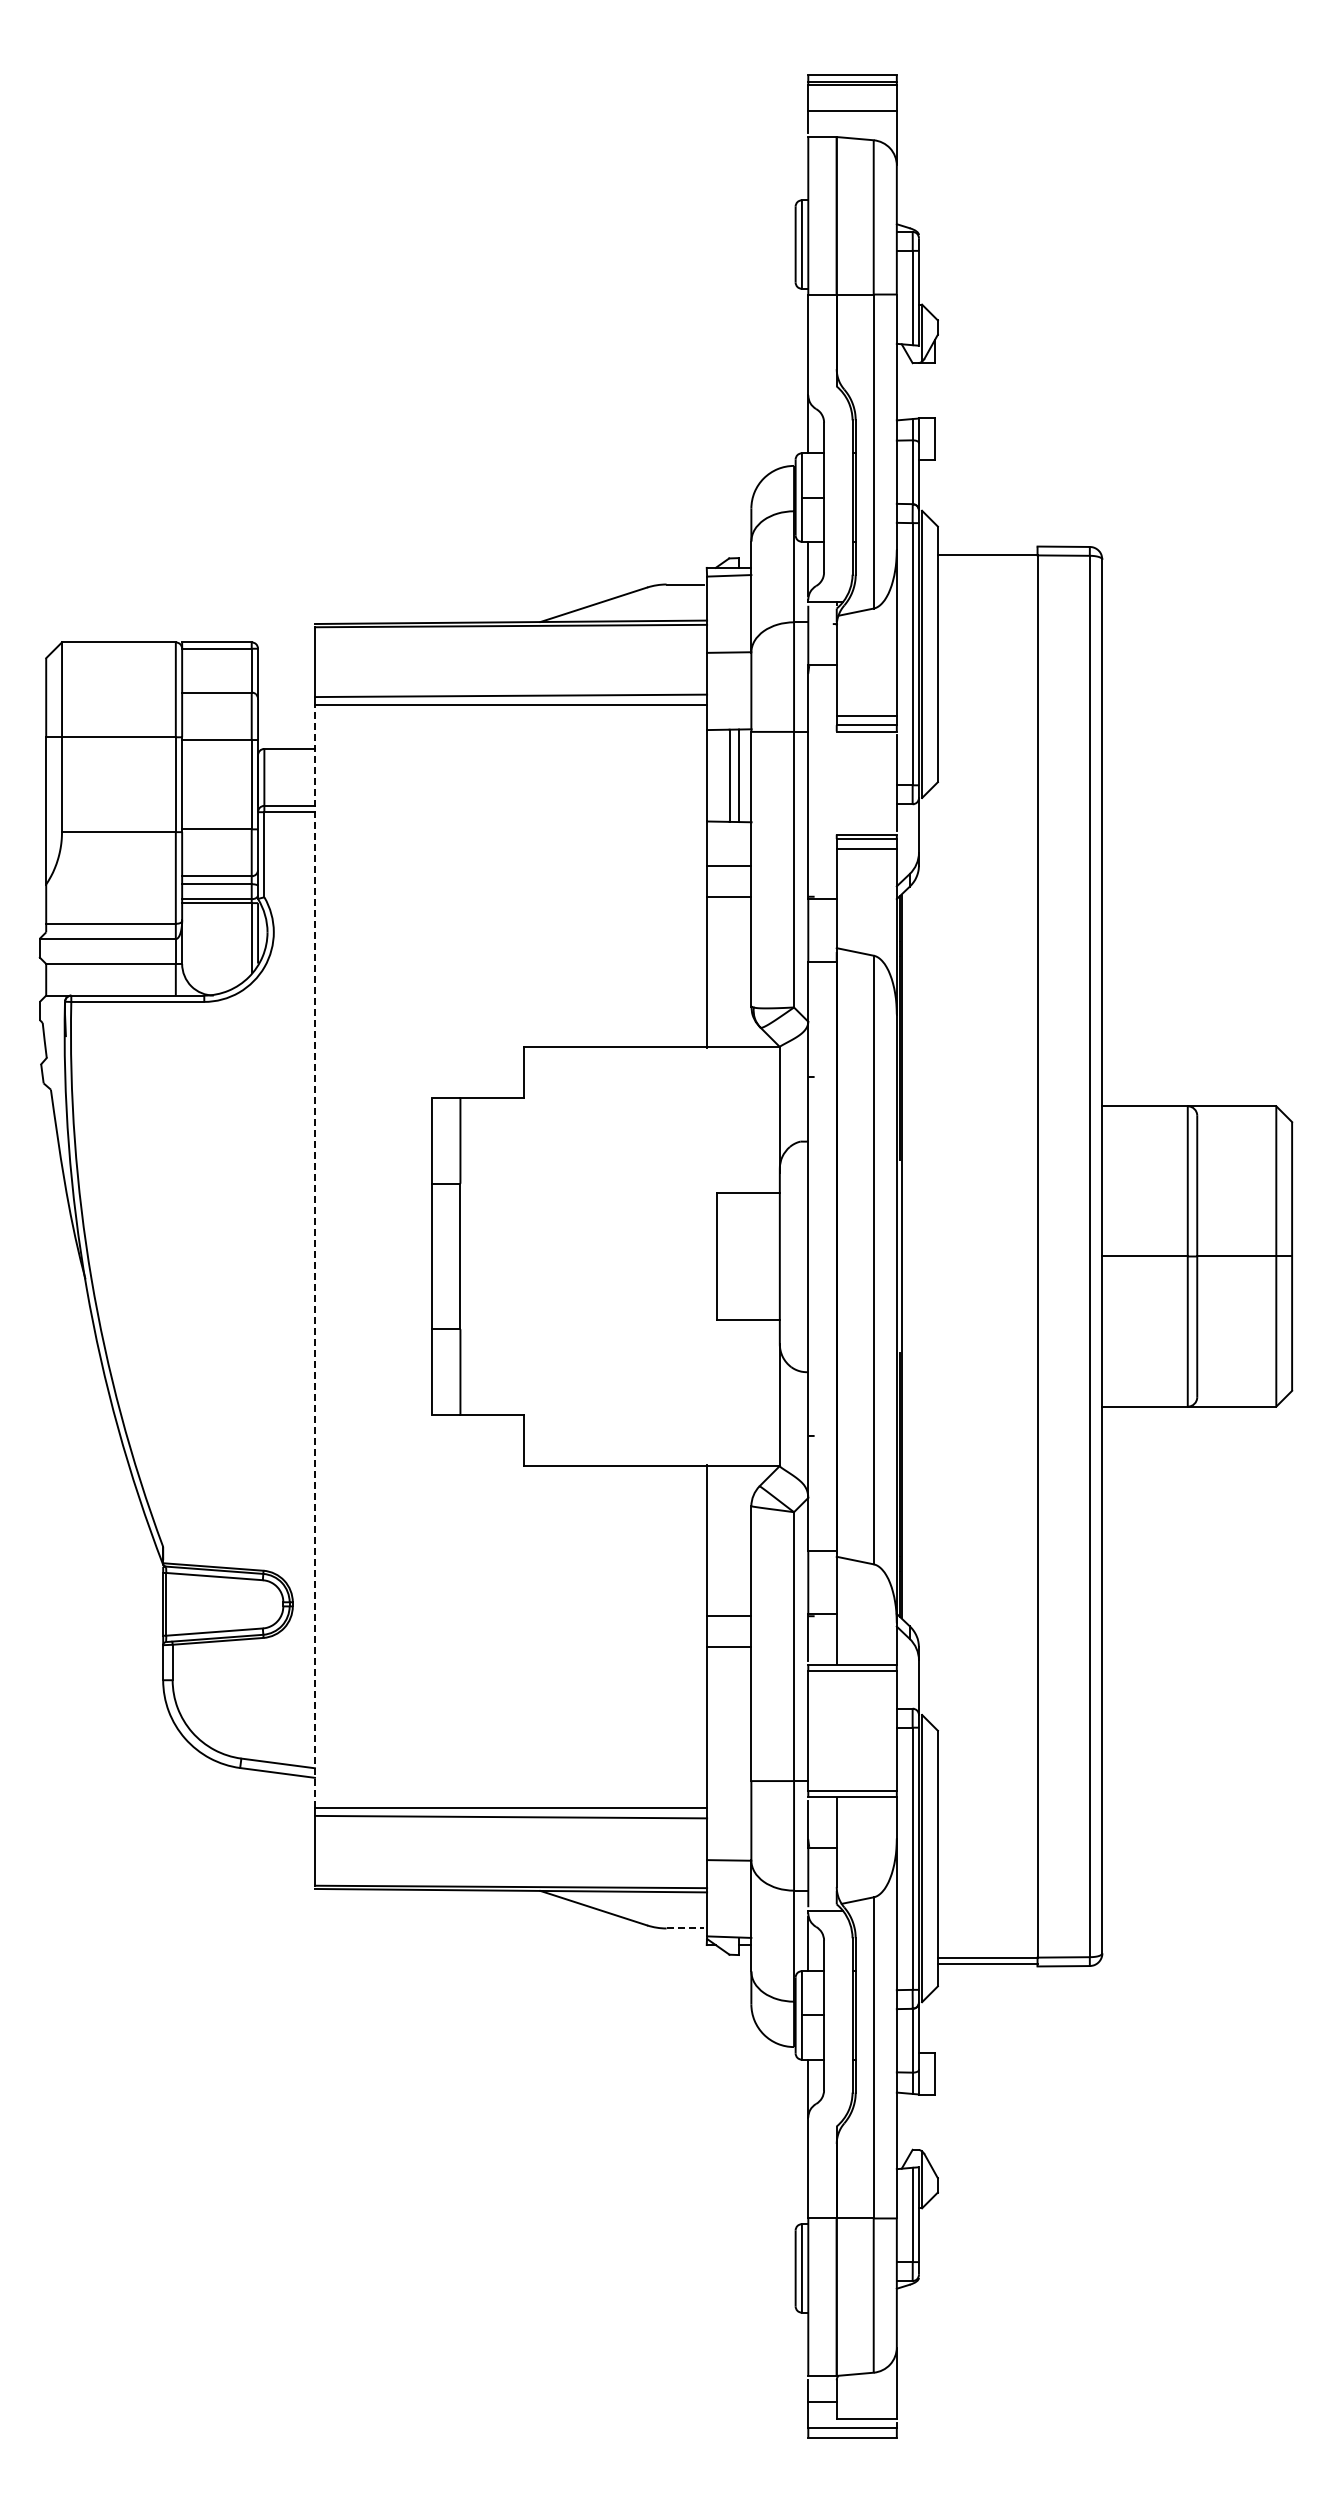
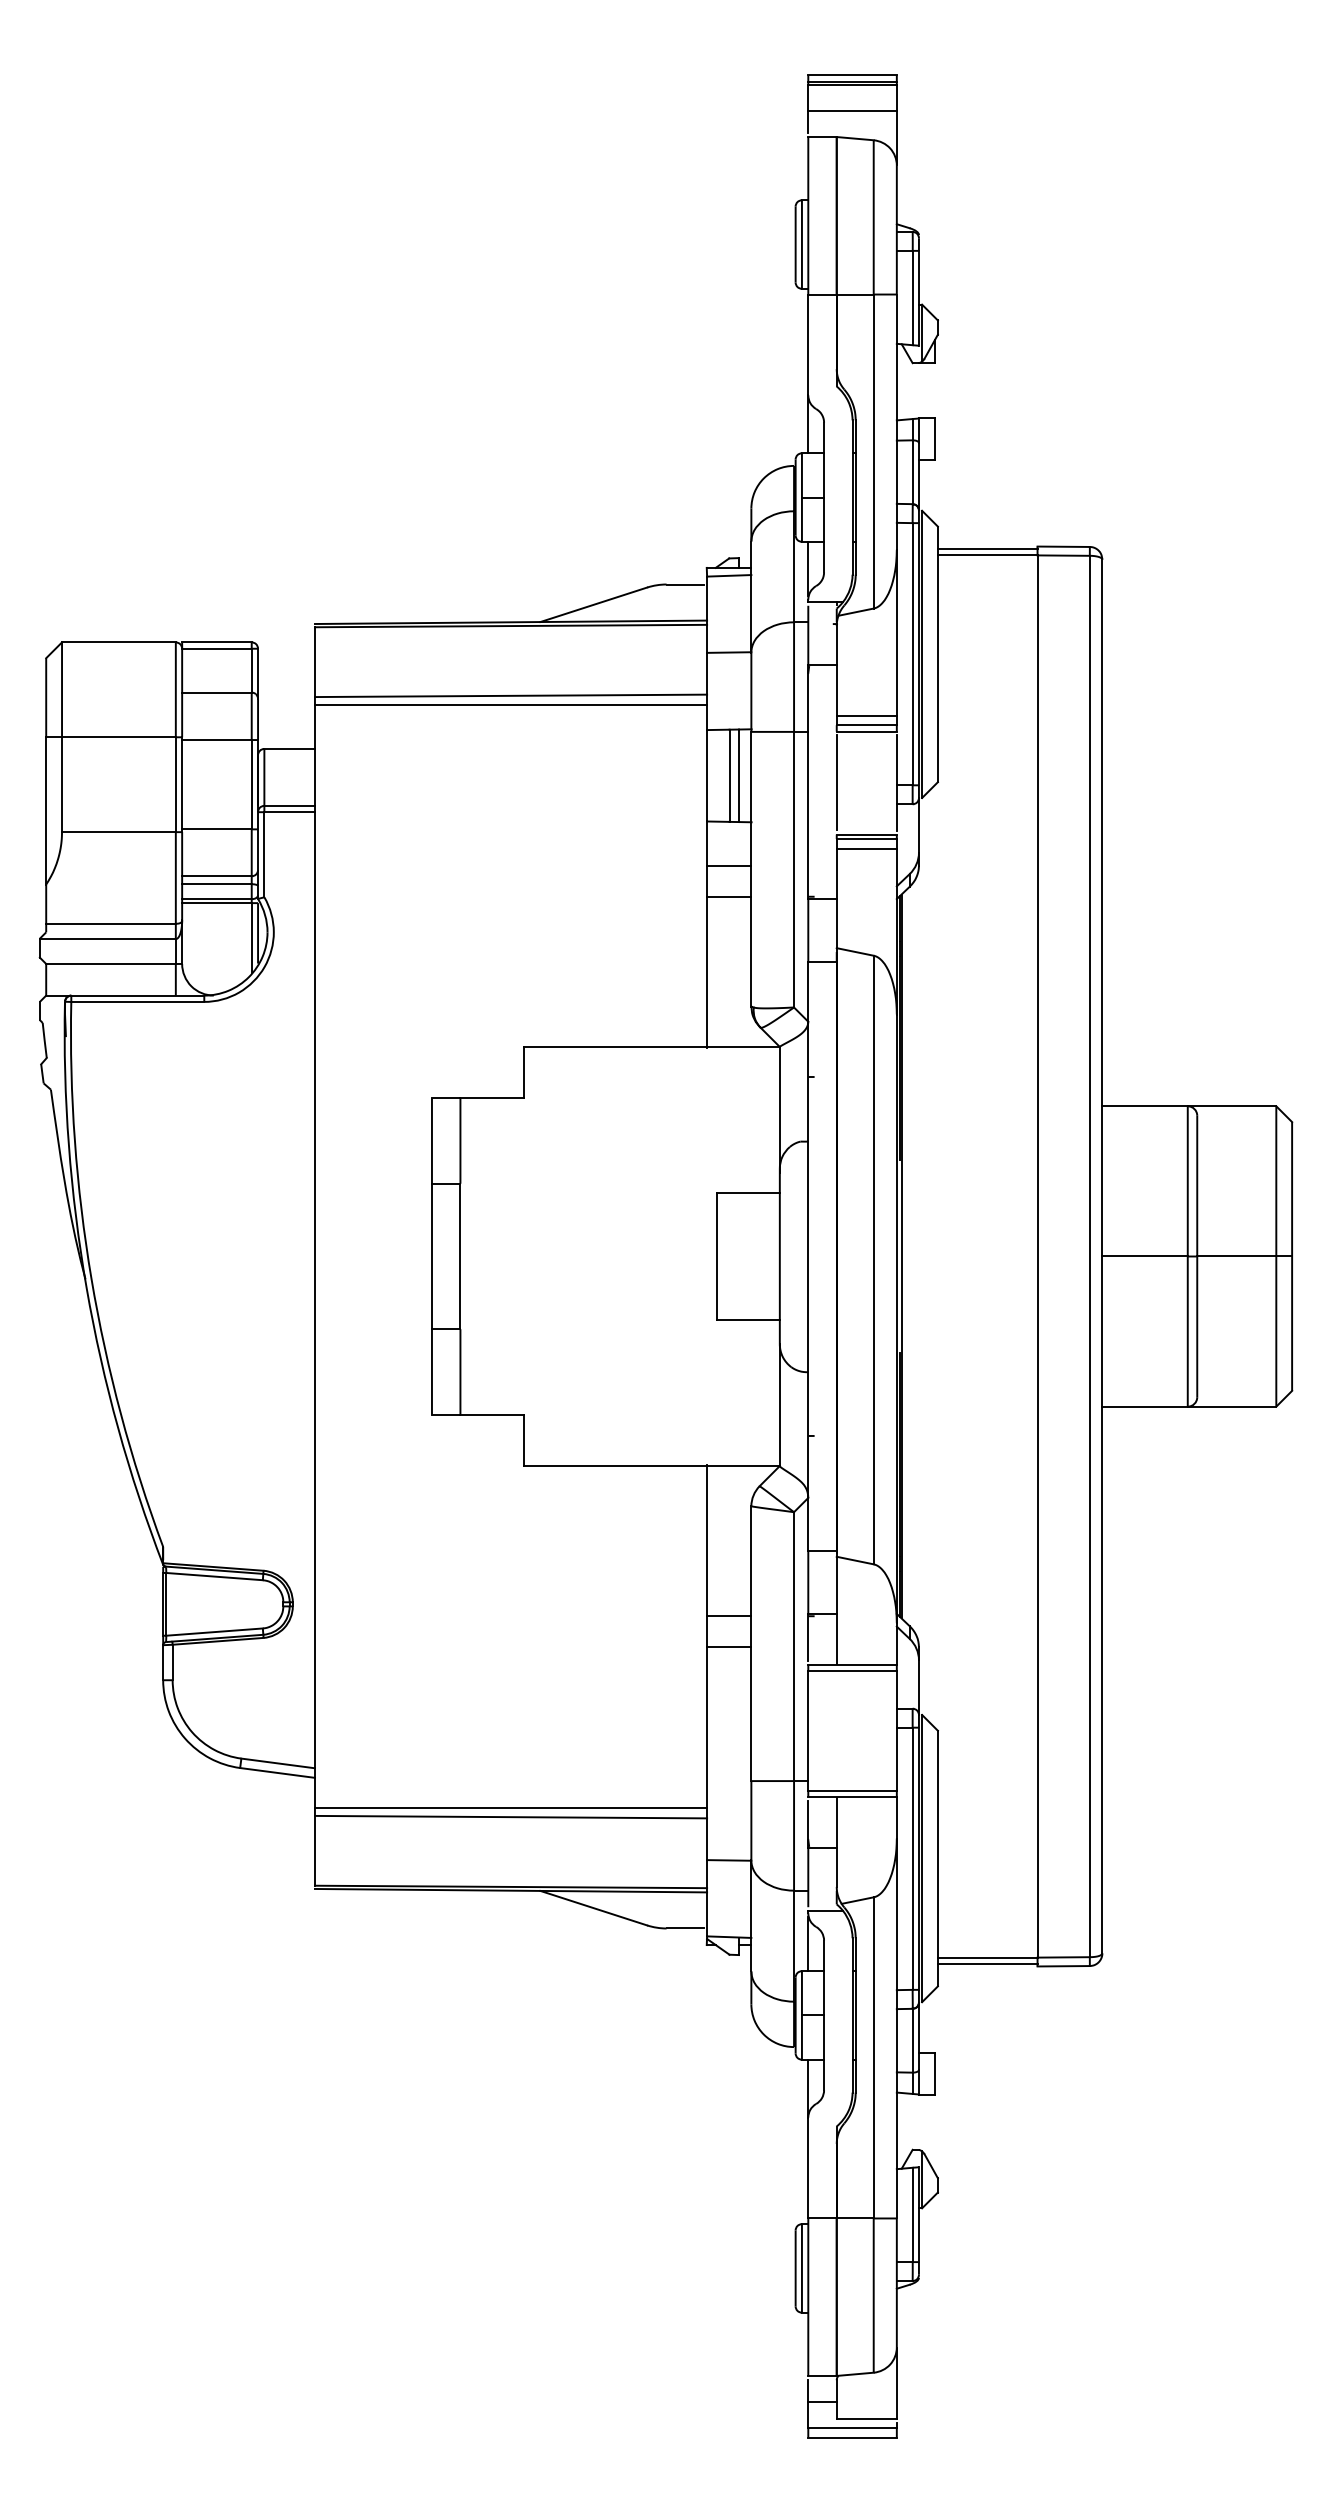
line: none -> present (987, 549)
line: none -> present (836, 782)
line: dashed -> solid (314, 1256)
line: dashed -> solid (685, 1928)
